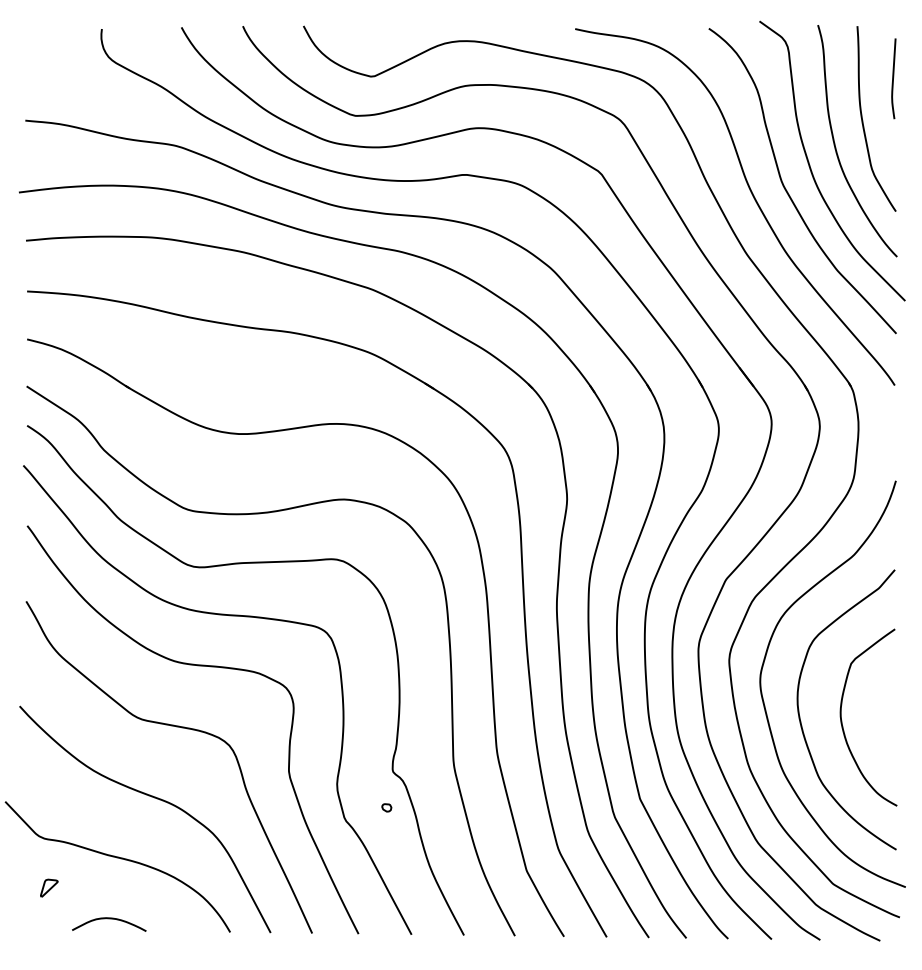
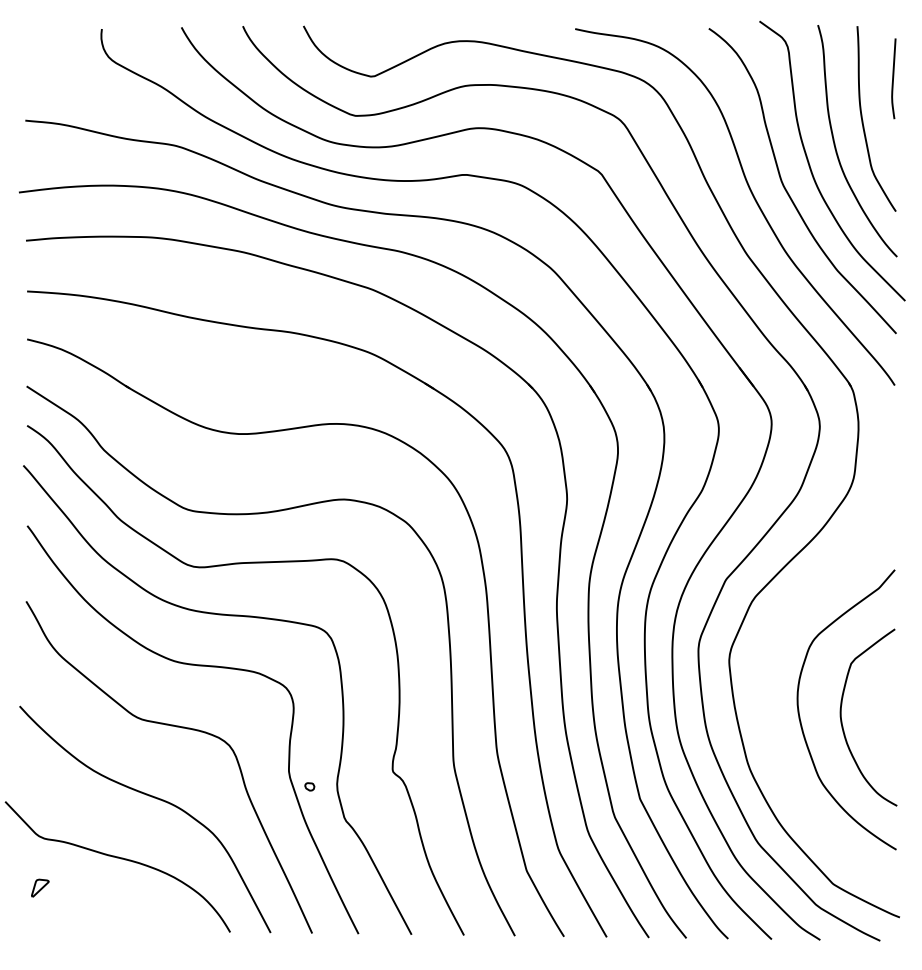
curve: present -> none (764, 701)
part position: (386, 807) -> (309, 786) (309, 786)
part position: (49, 887) -> (40, 887) (40, 887)
curve: present -> none (109, 919)
